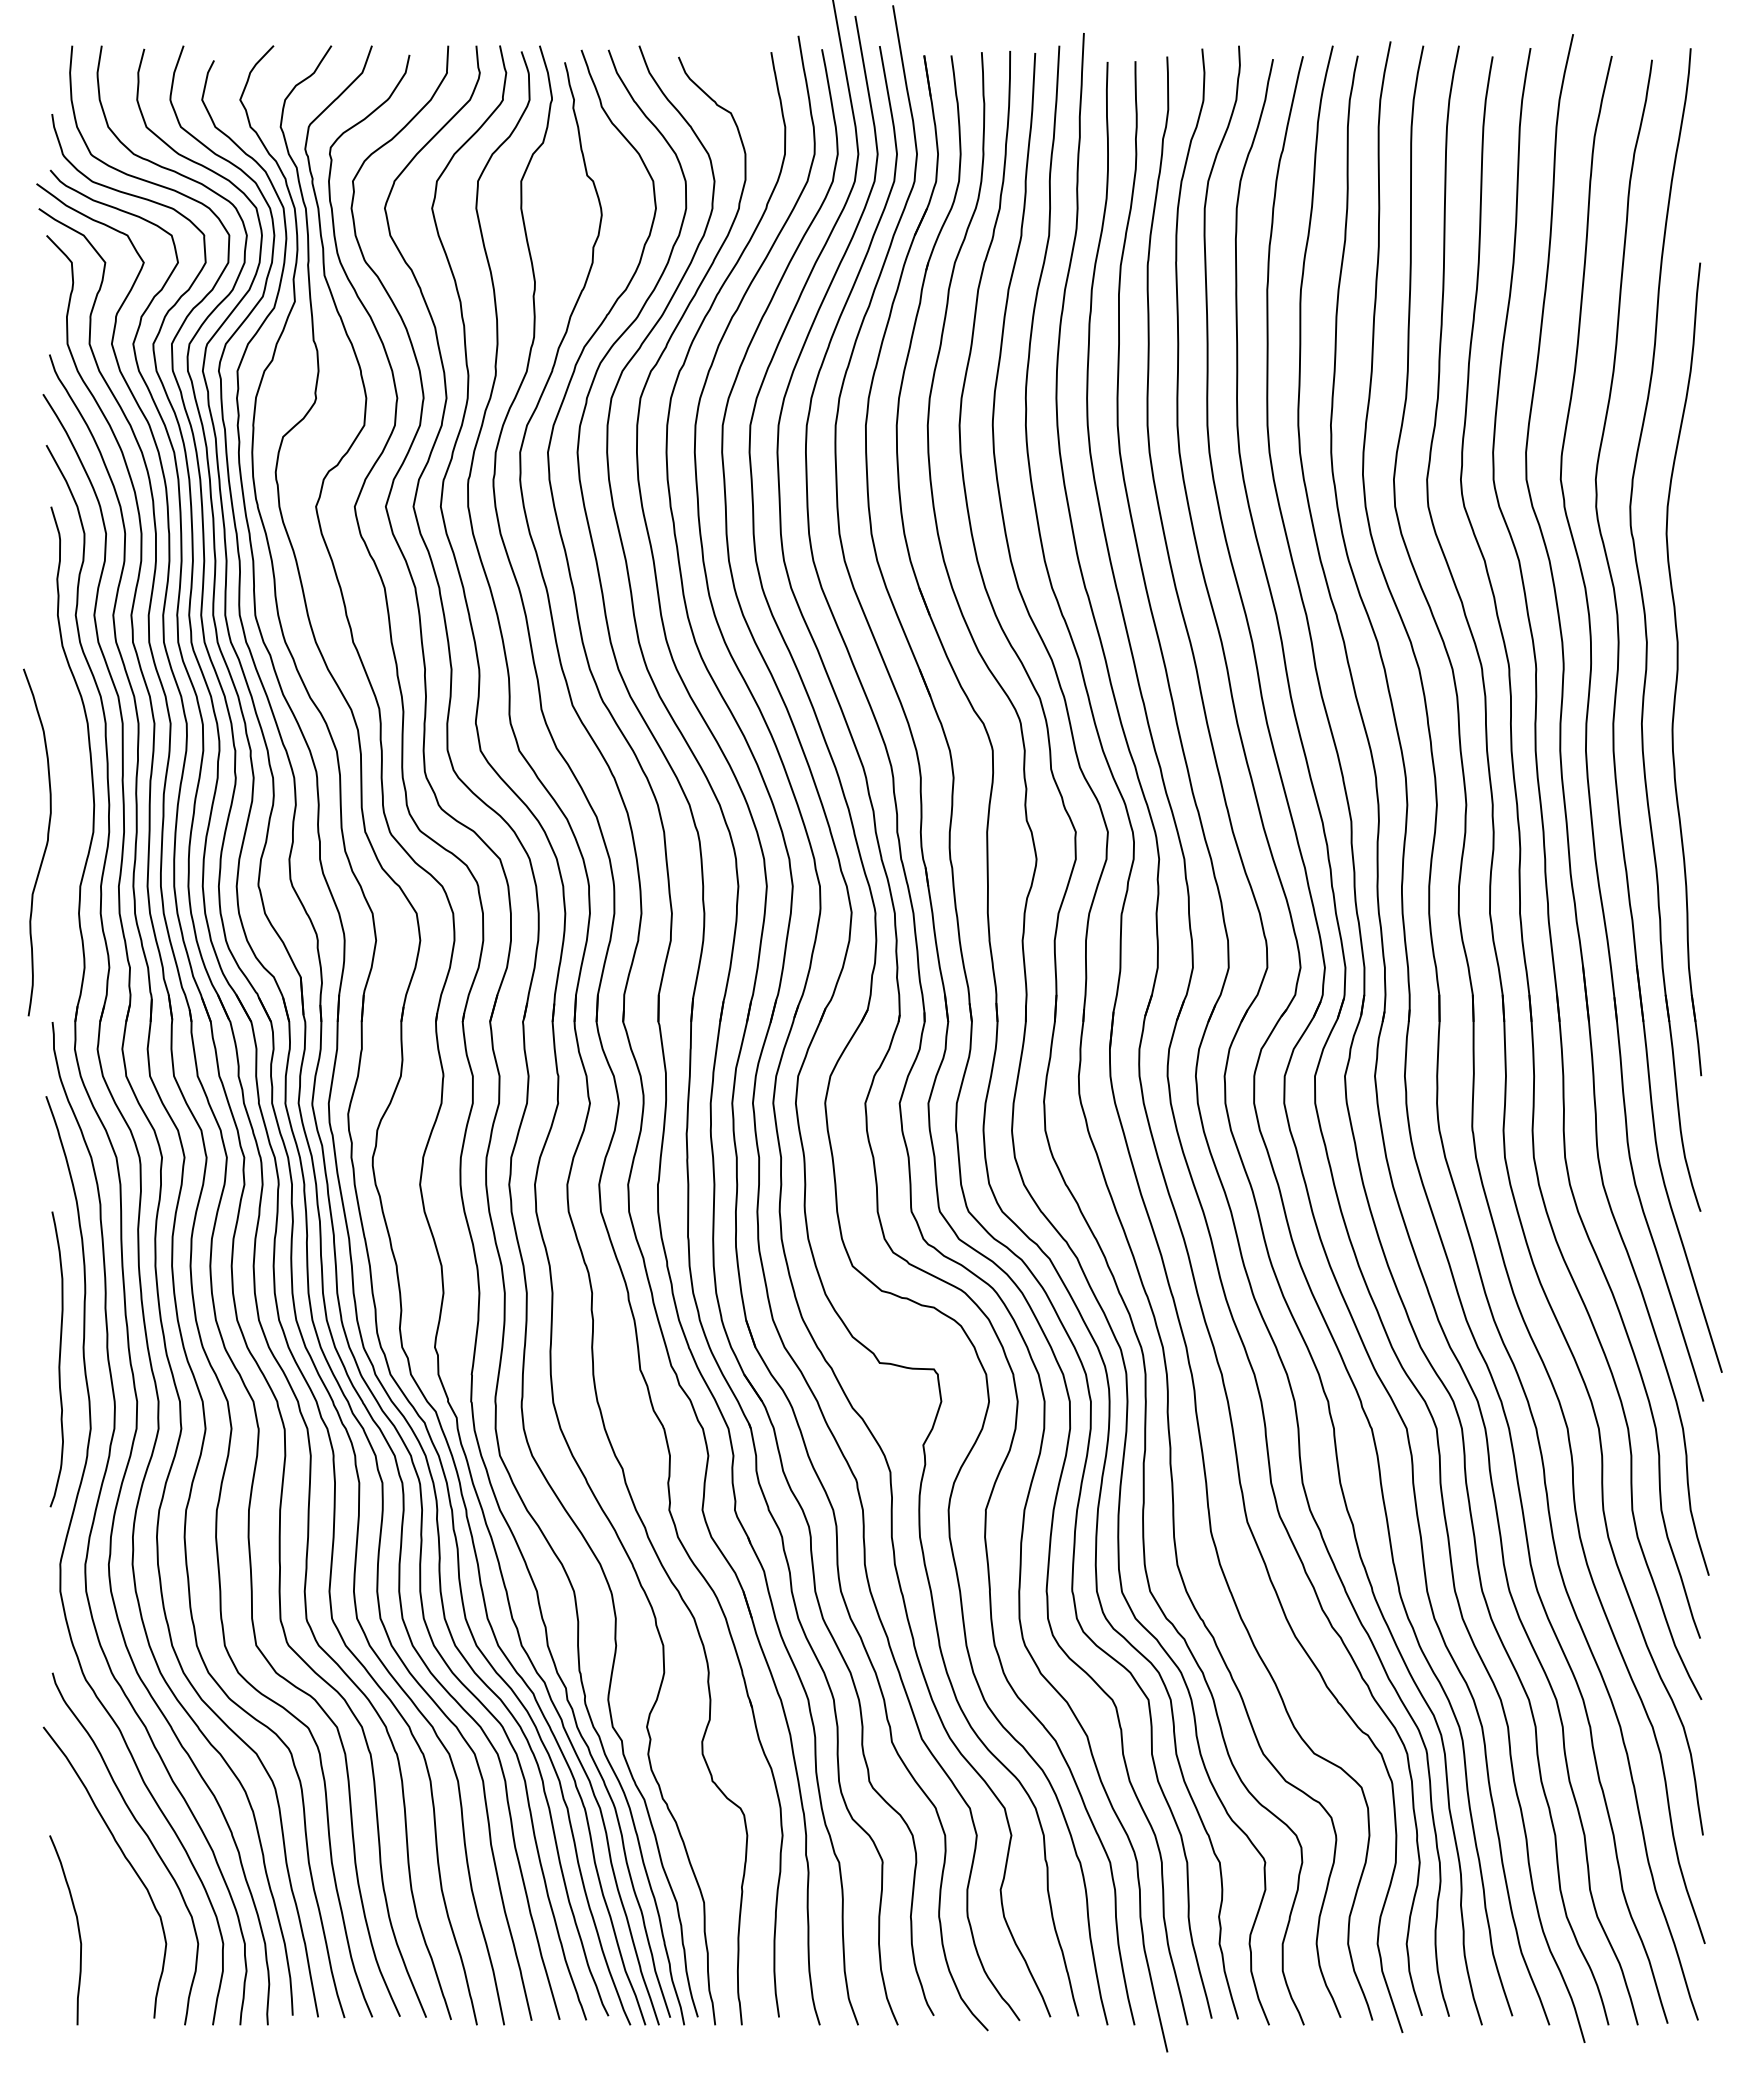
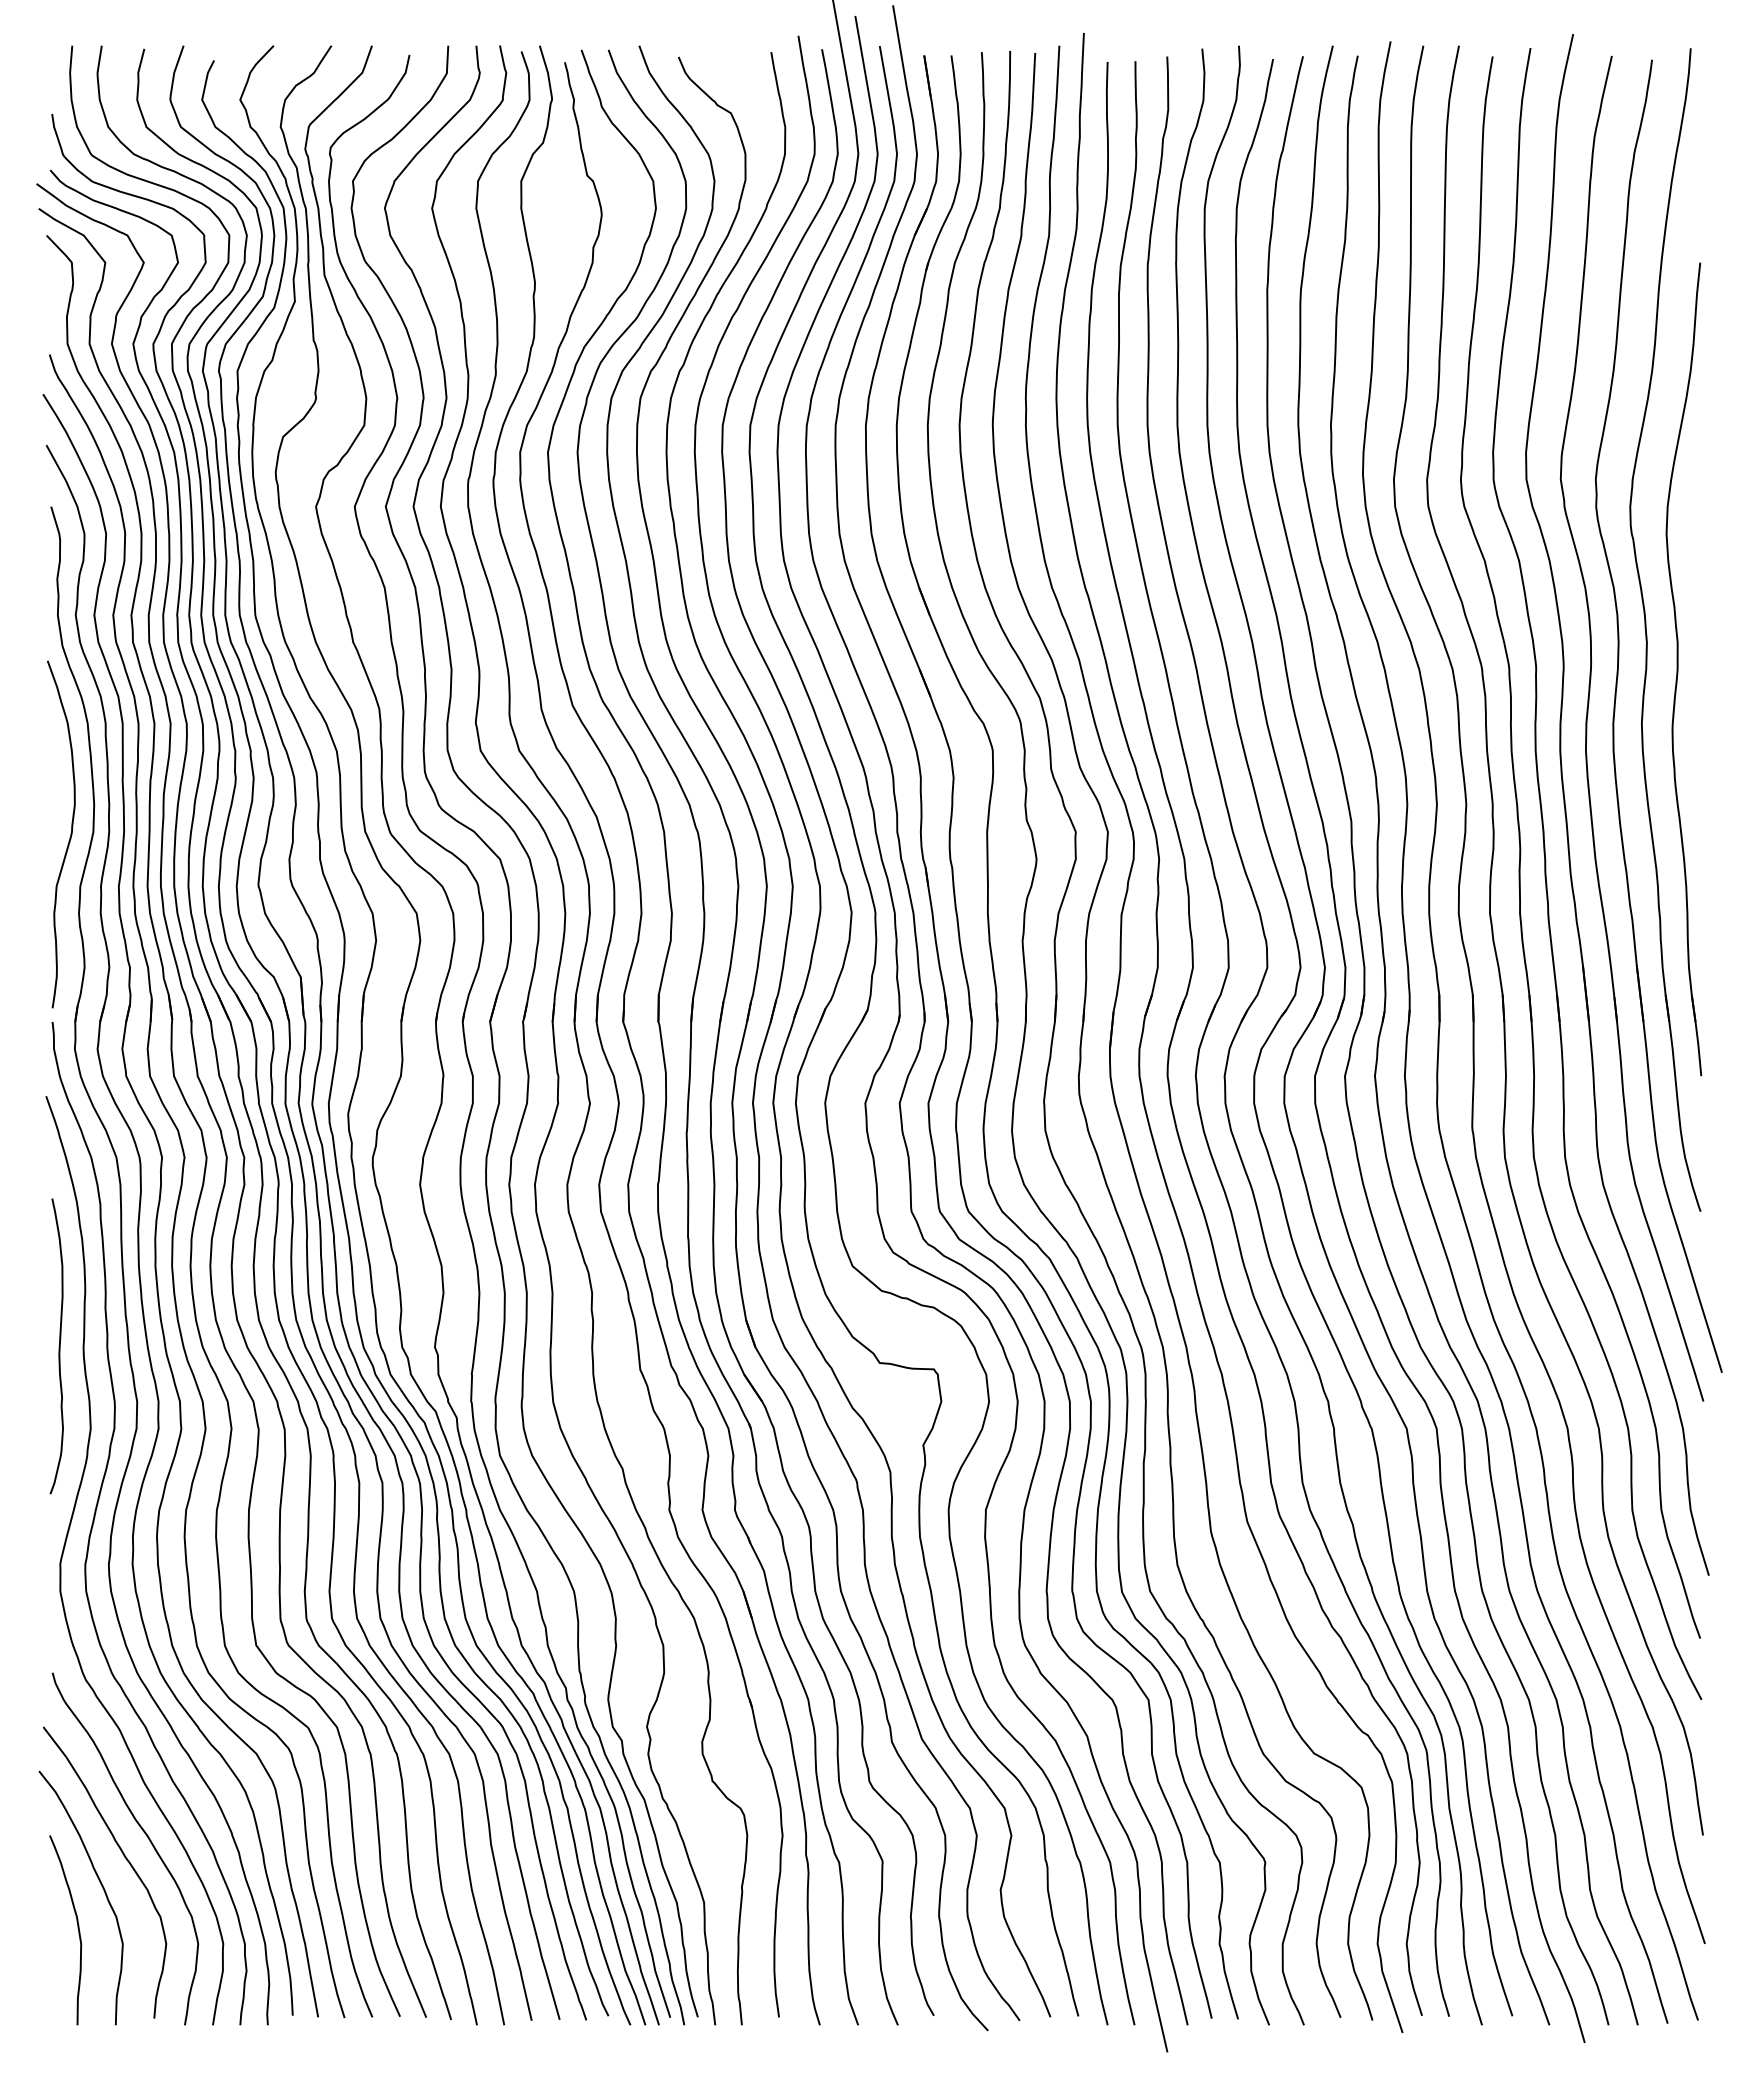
curve position: (45, 845) -> (69, 837) (69, 837)
curve position: (58, 1359) -> (58, 1346) (58, 1346)
curve: none -> present (101, 1886)
